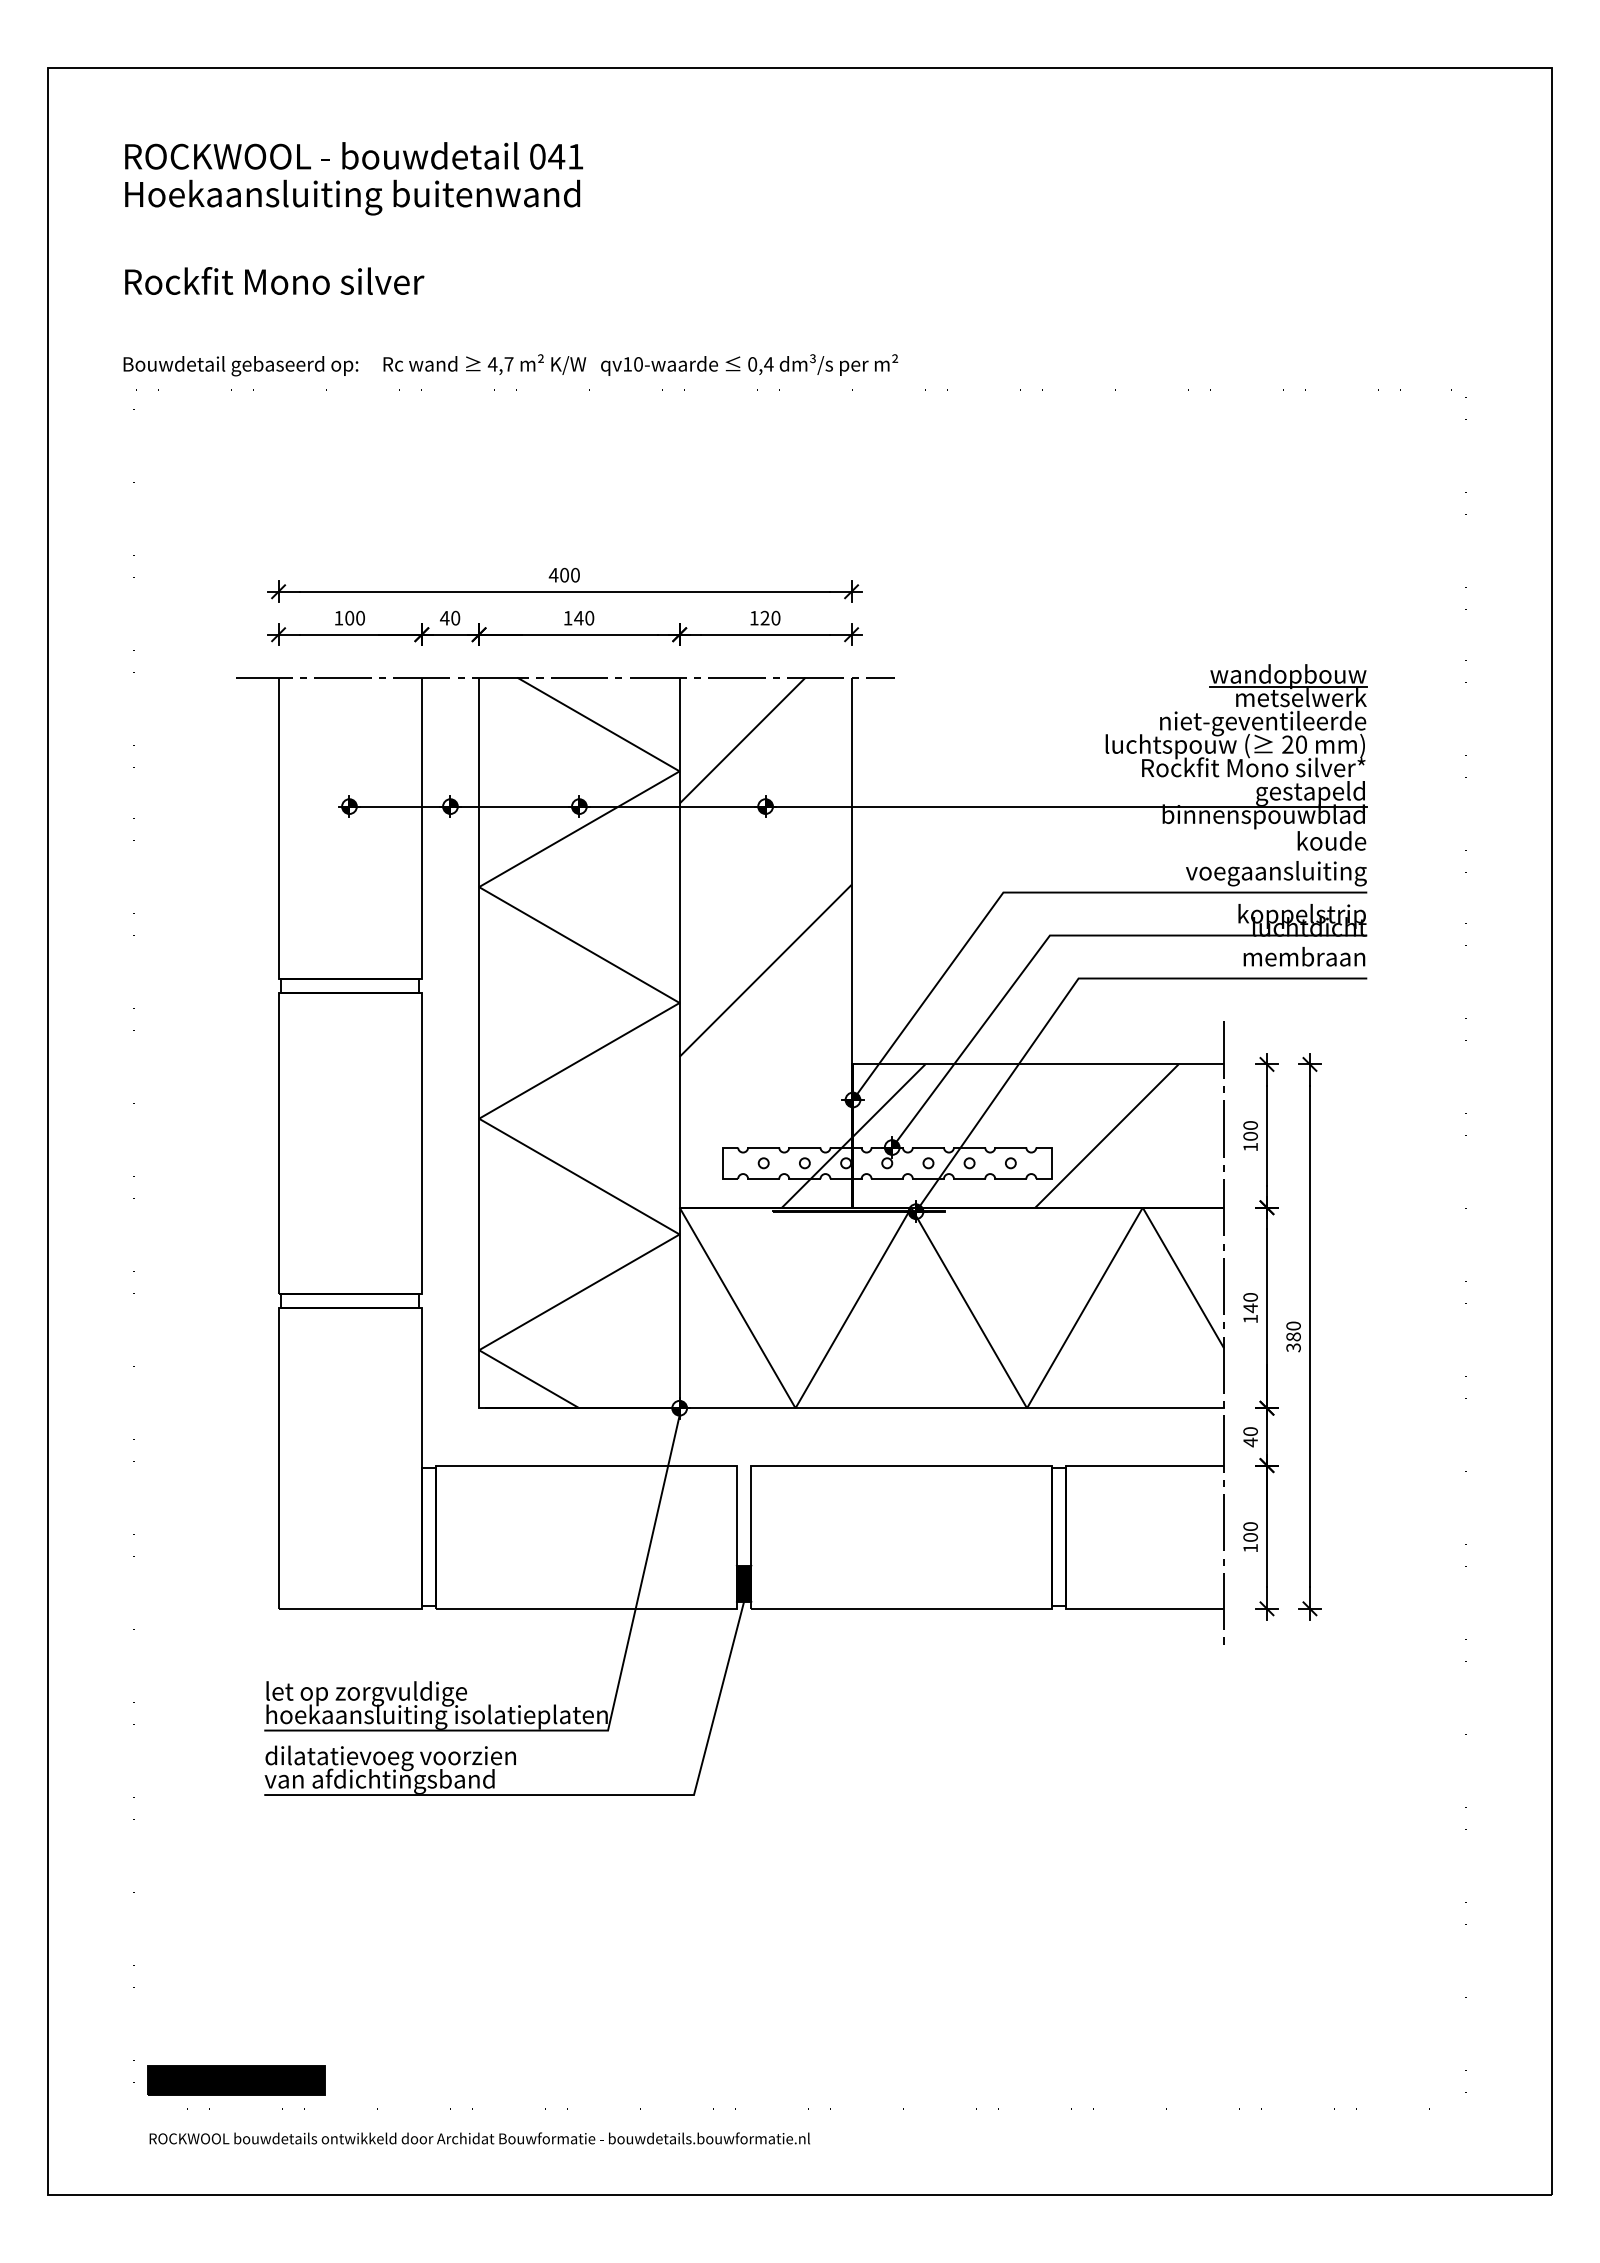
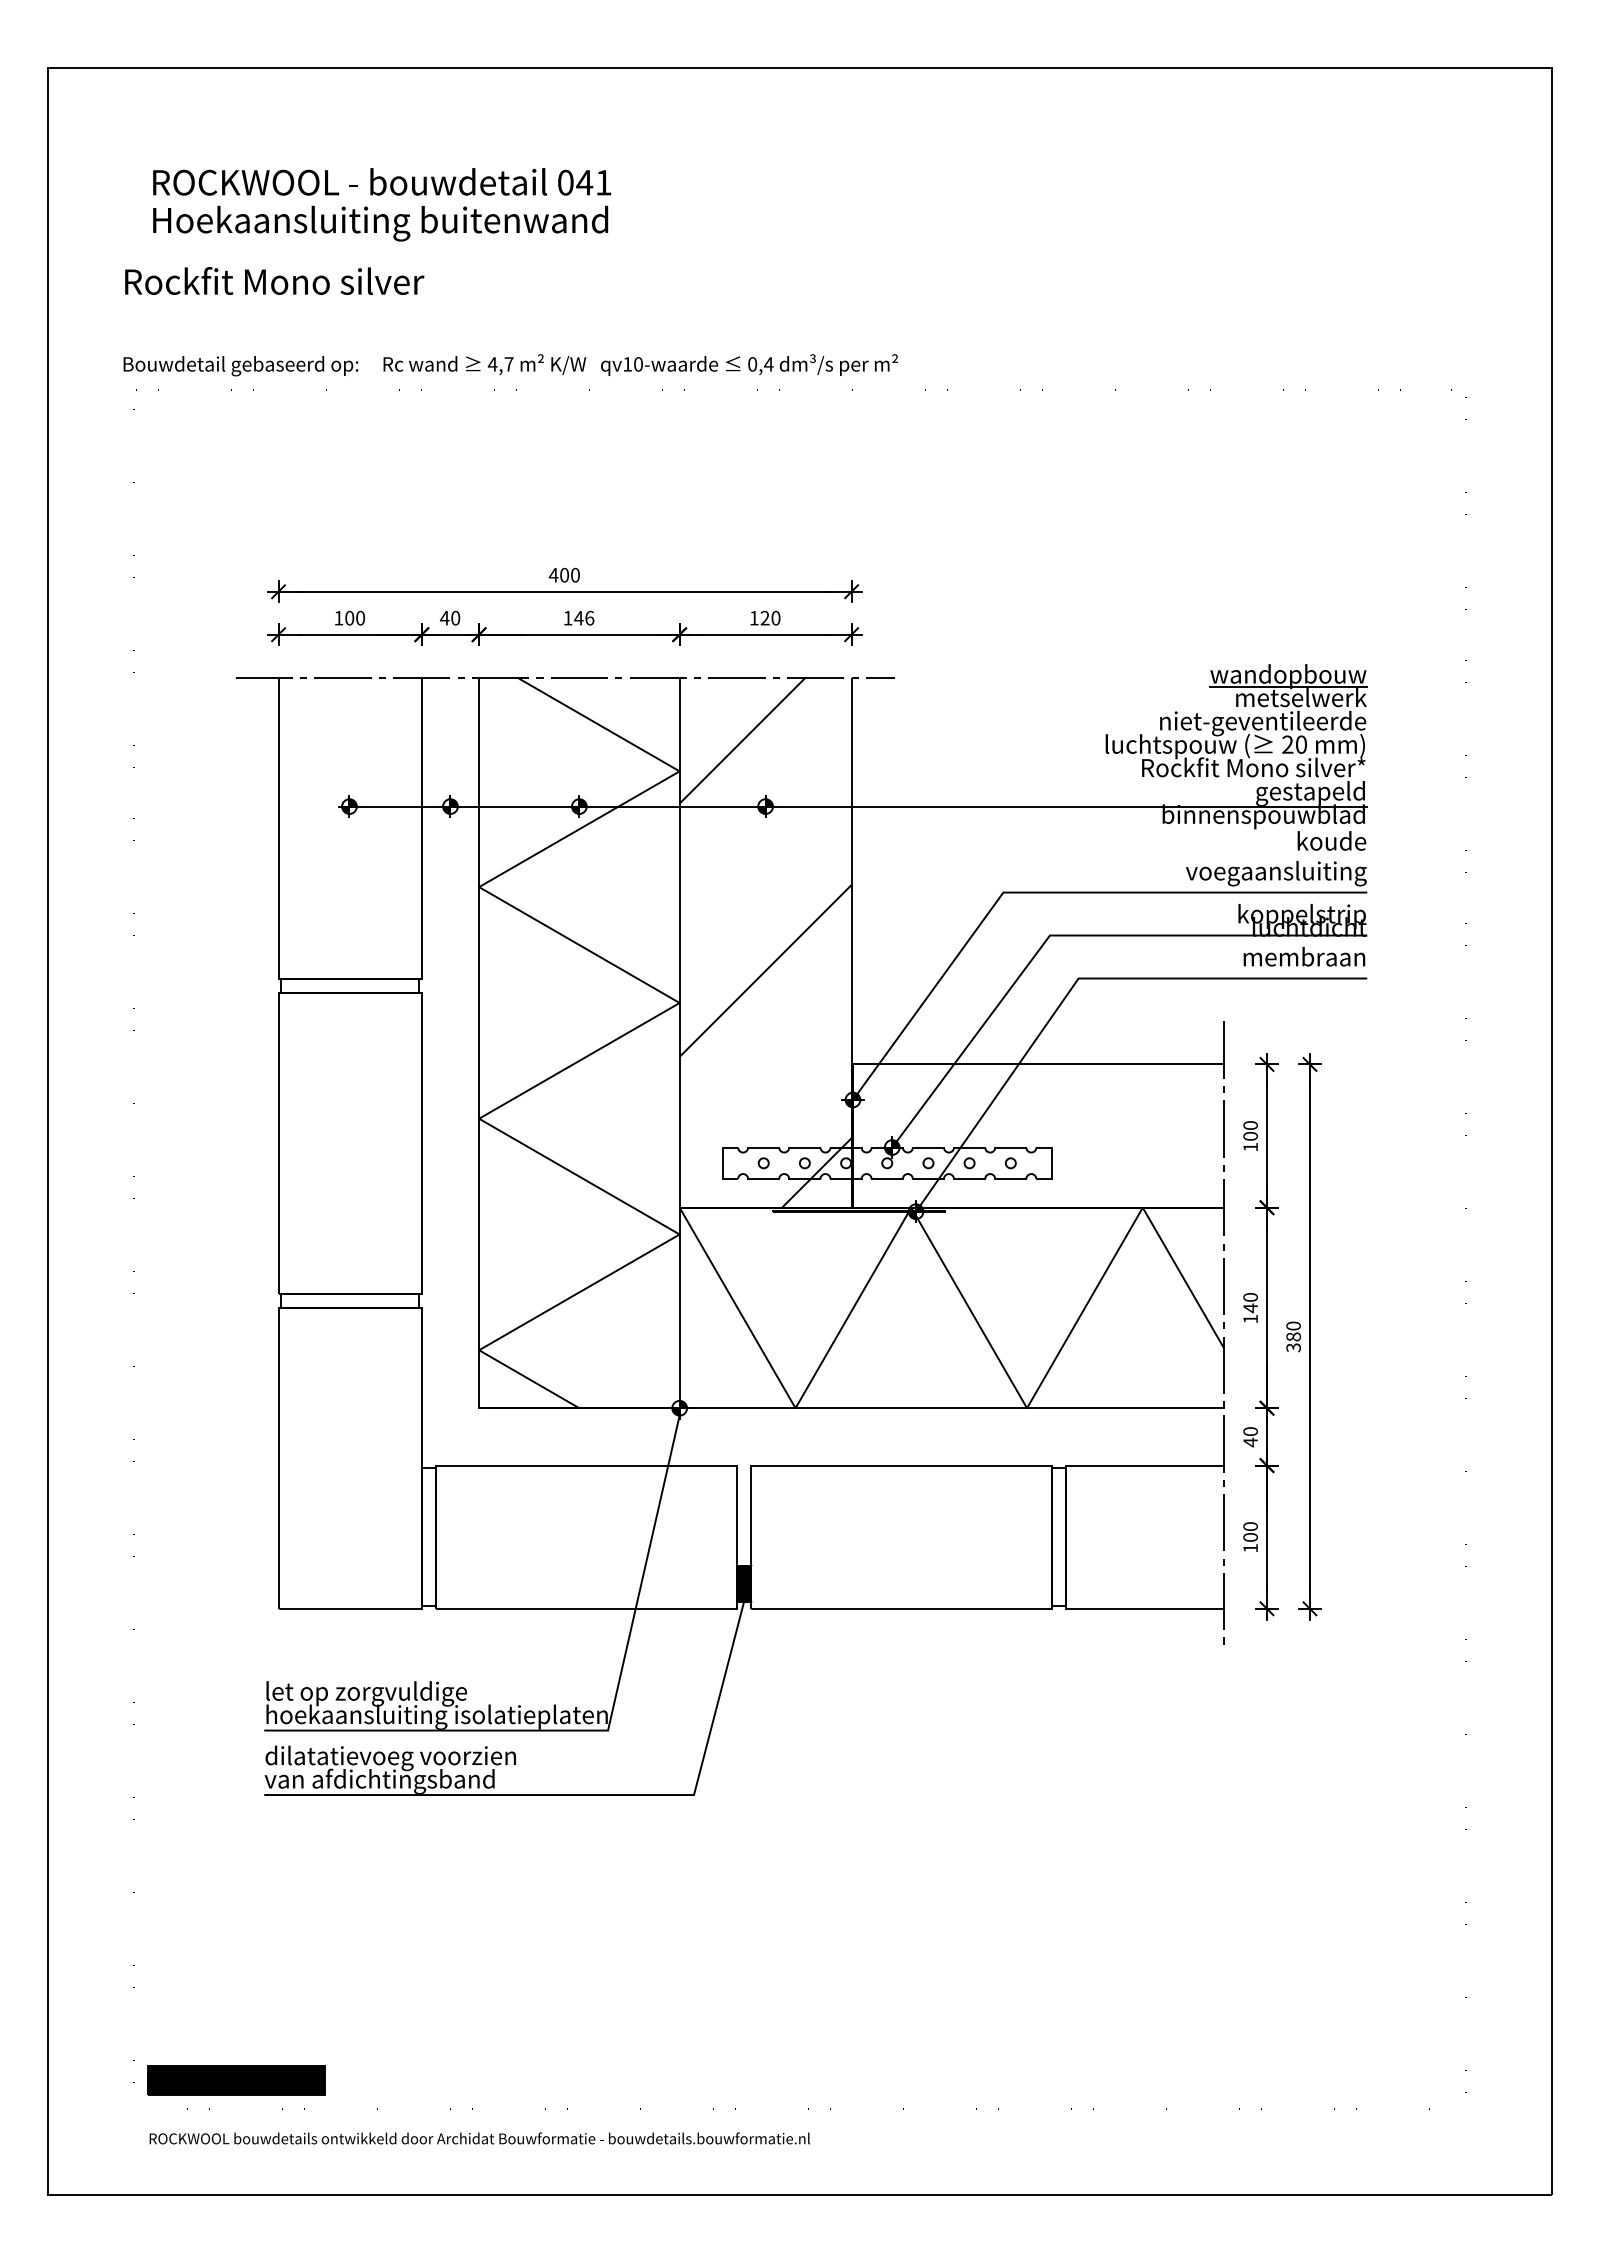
text position: (353, 178) -> (381, 204) (381, 204)
text: 140 -> 146 (589, 617)
hatch: present -> none (1015, 1135)
